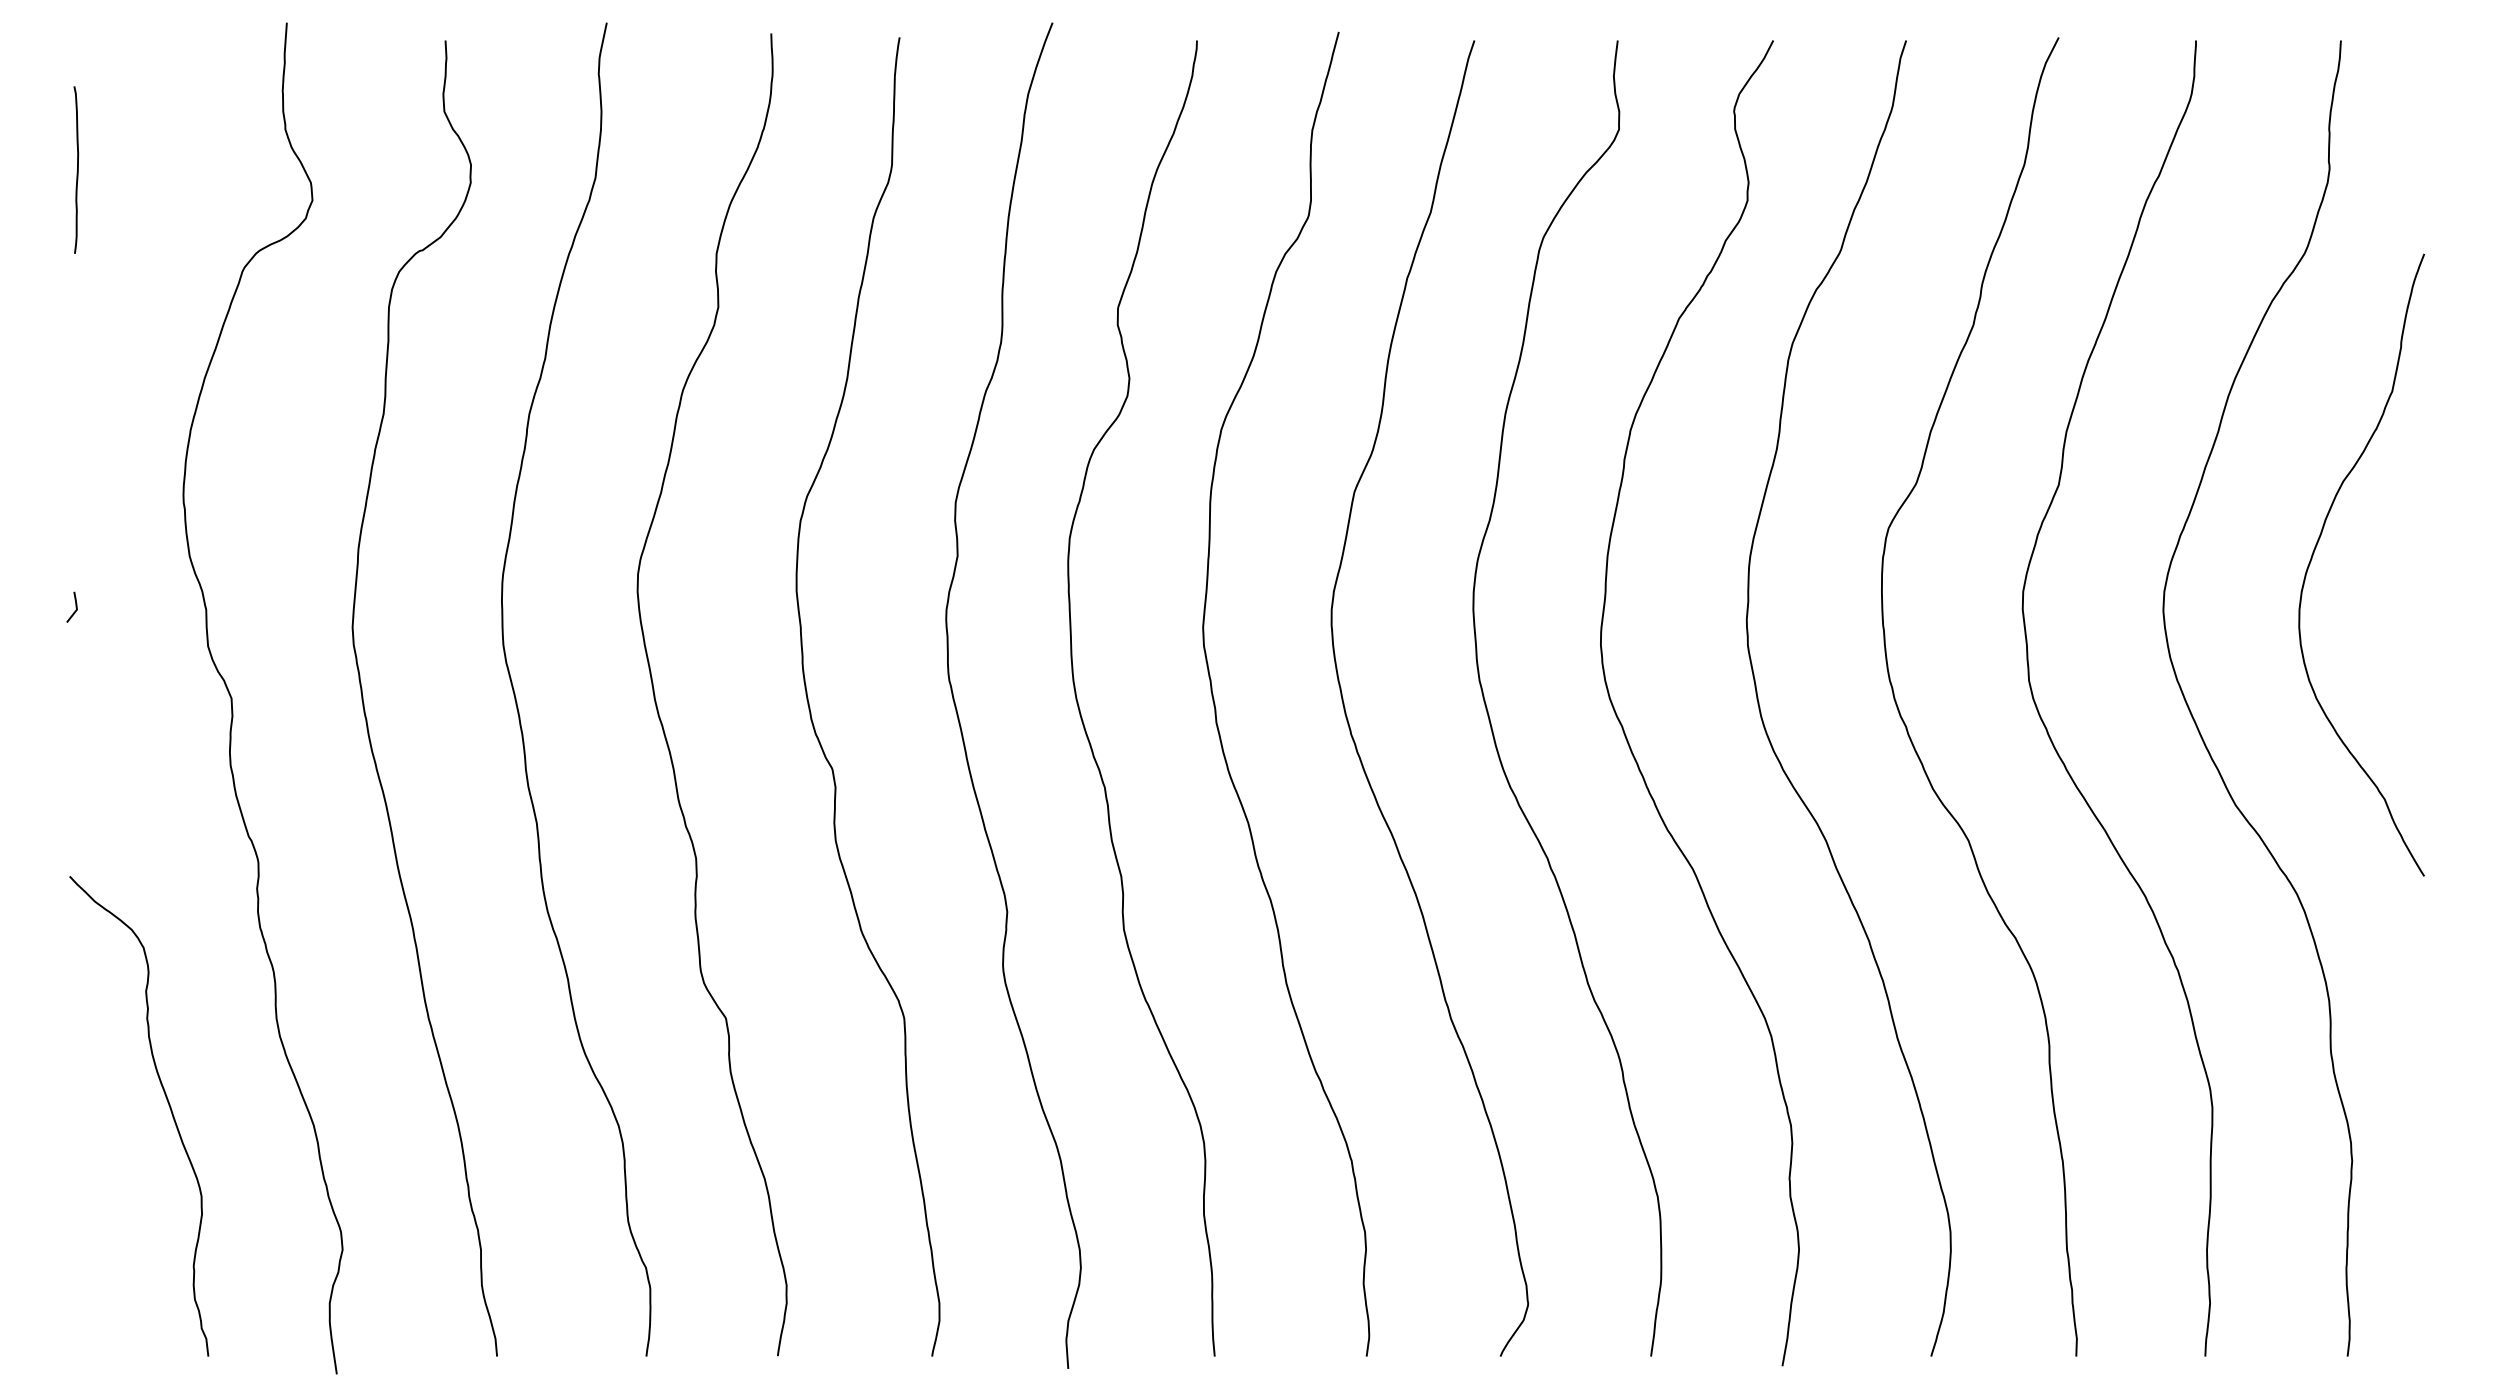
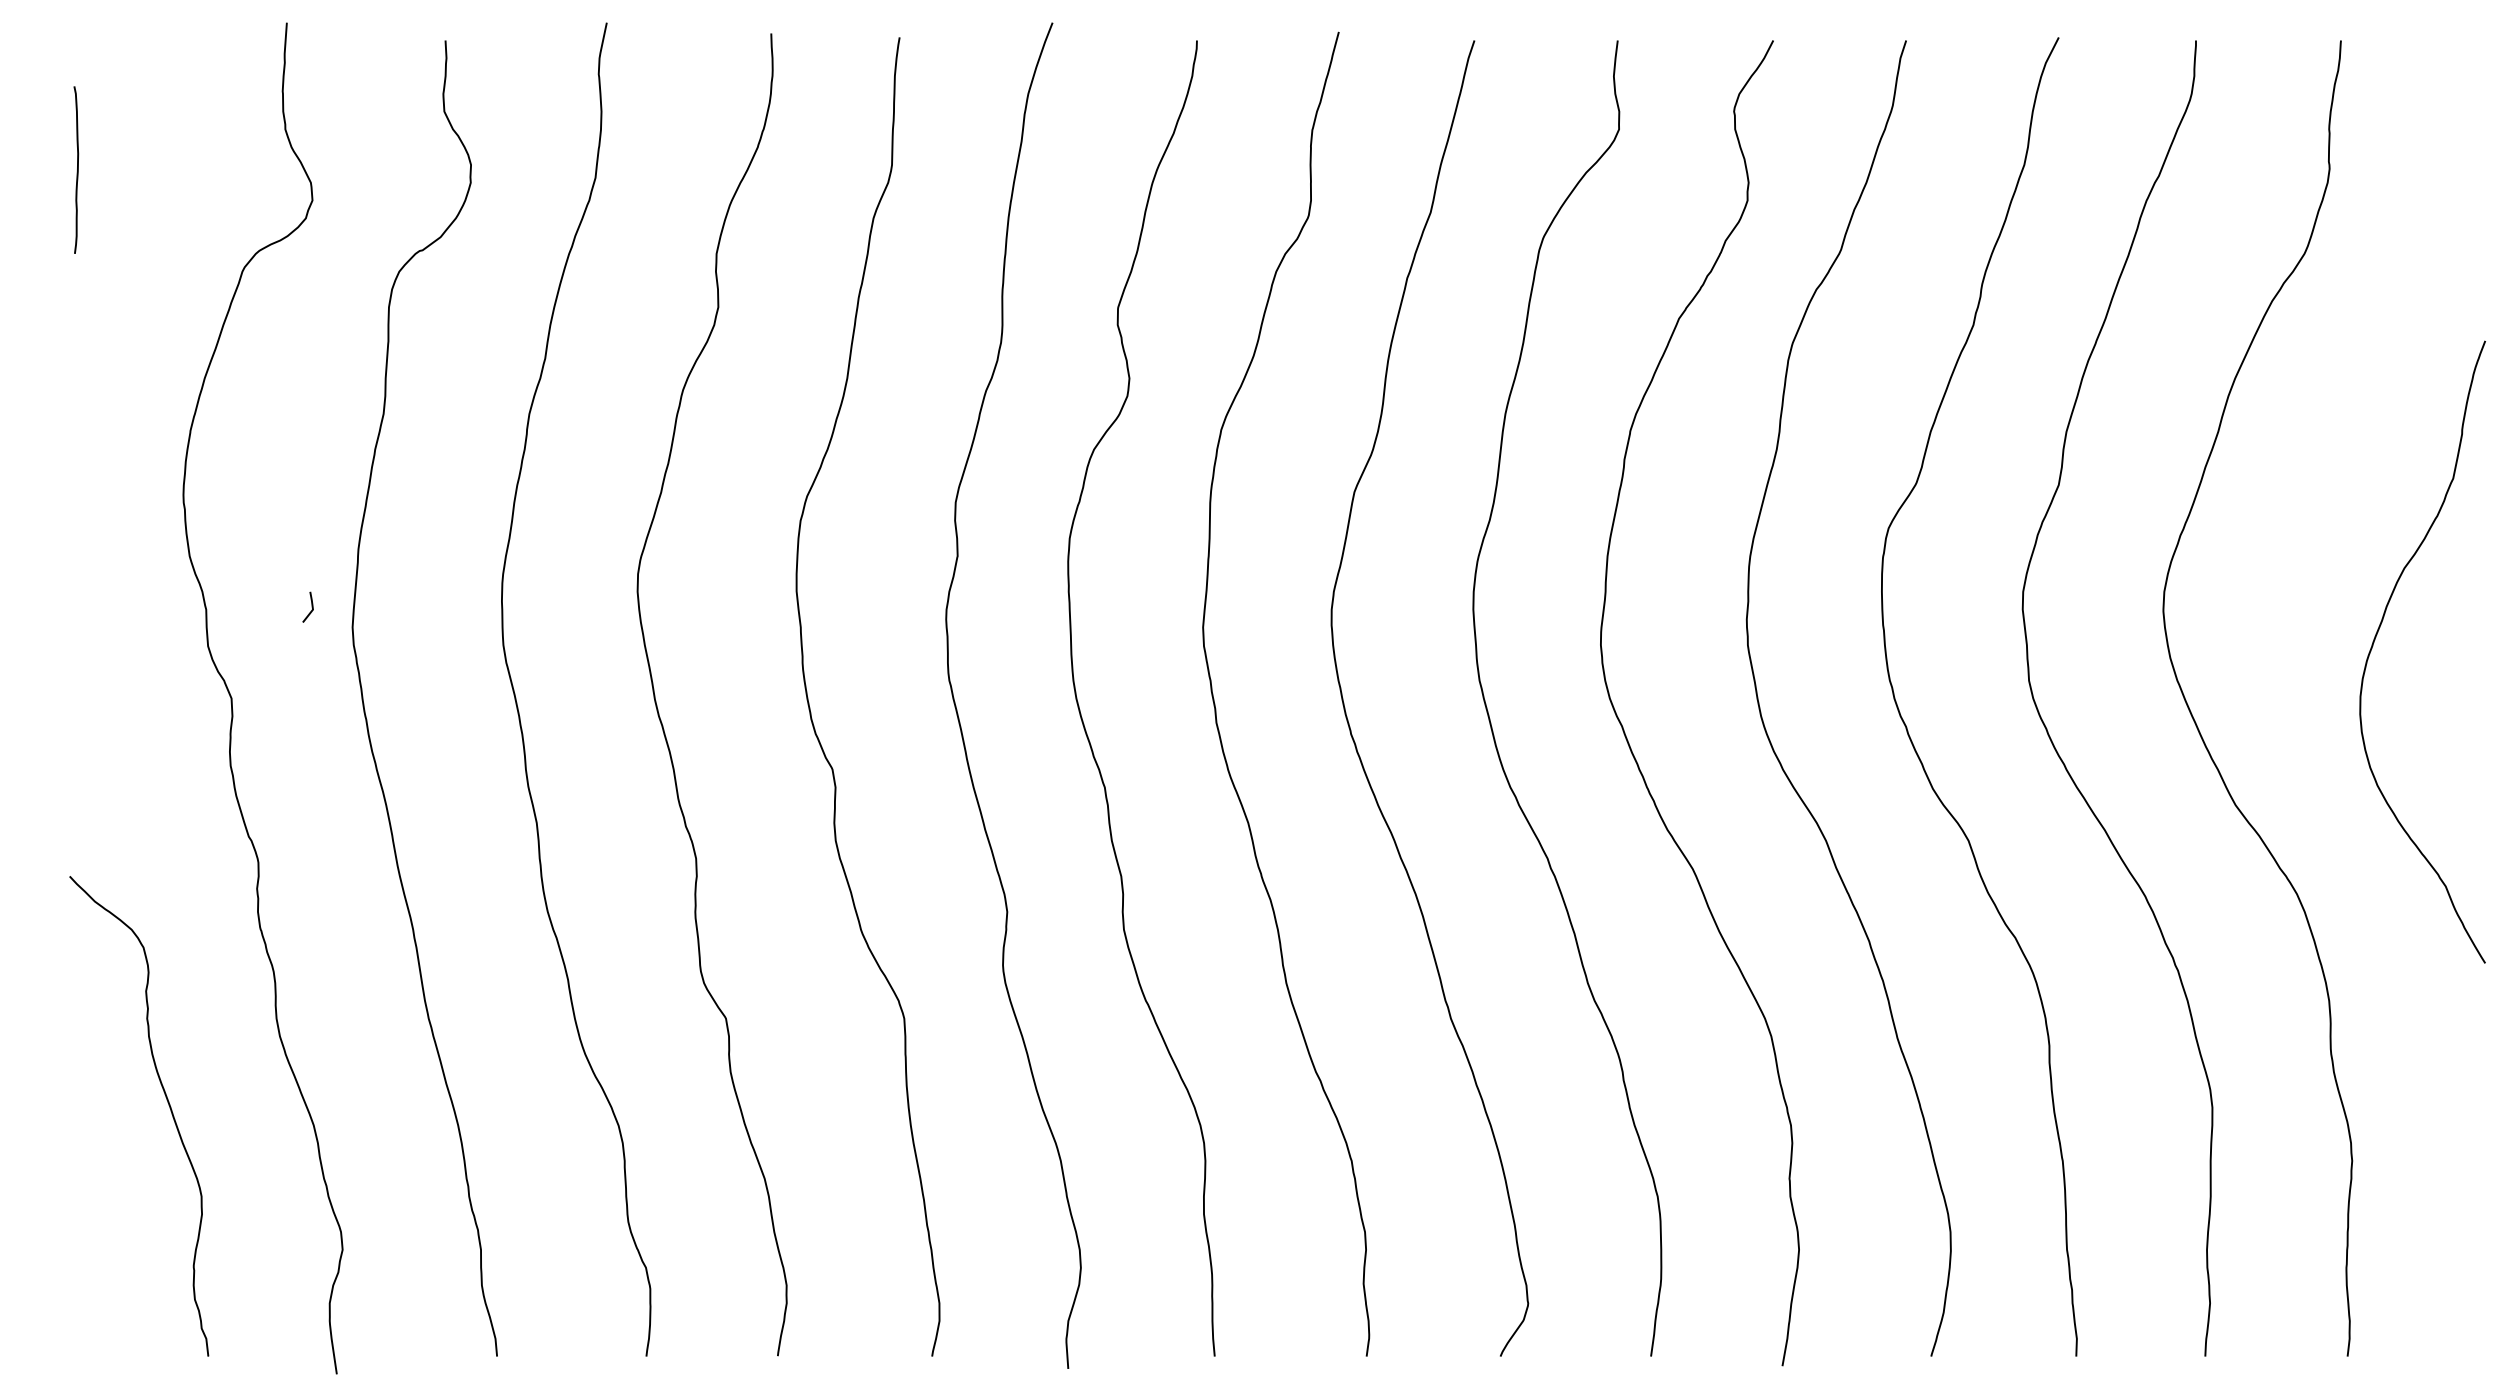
curve position: (2318, 543) -> (2379, 630) (2379, 630)
line position: (75, 606) -> (311, 606) (311, 606)
